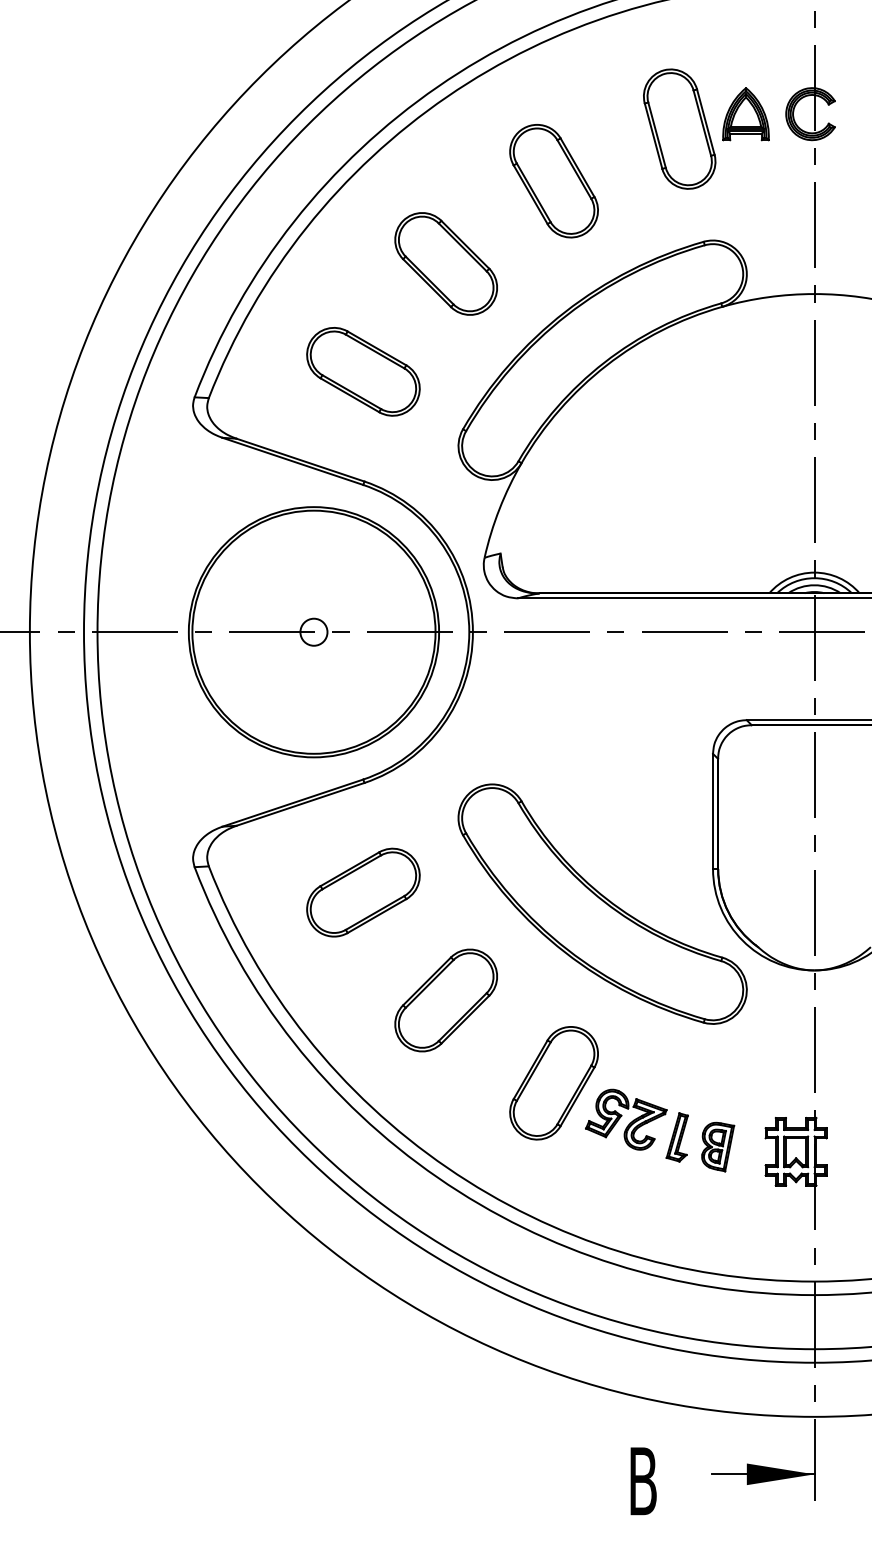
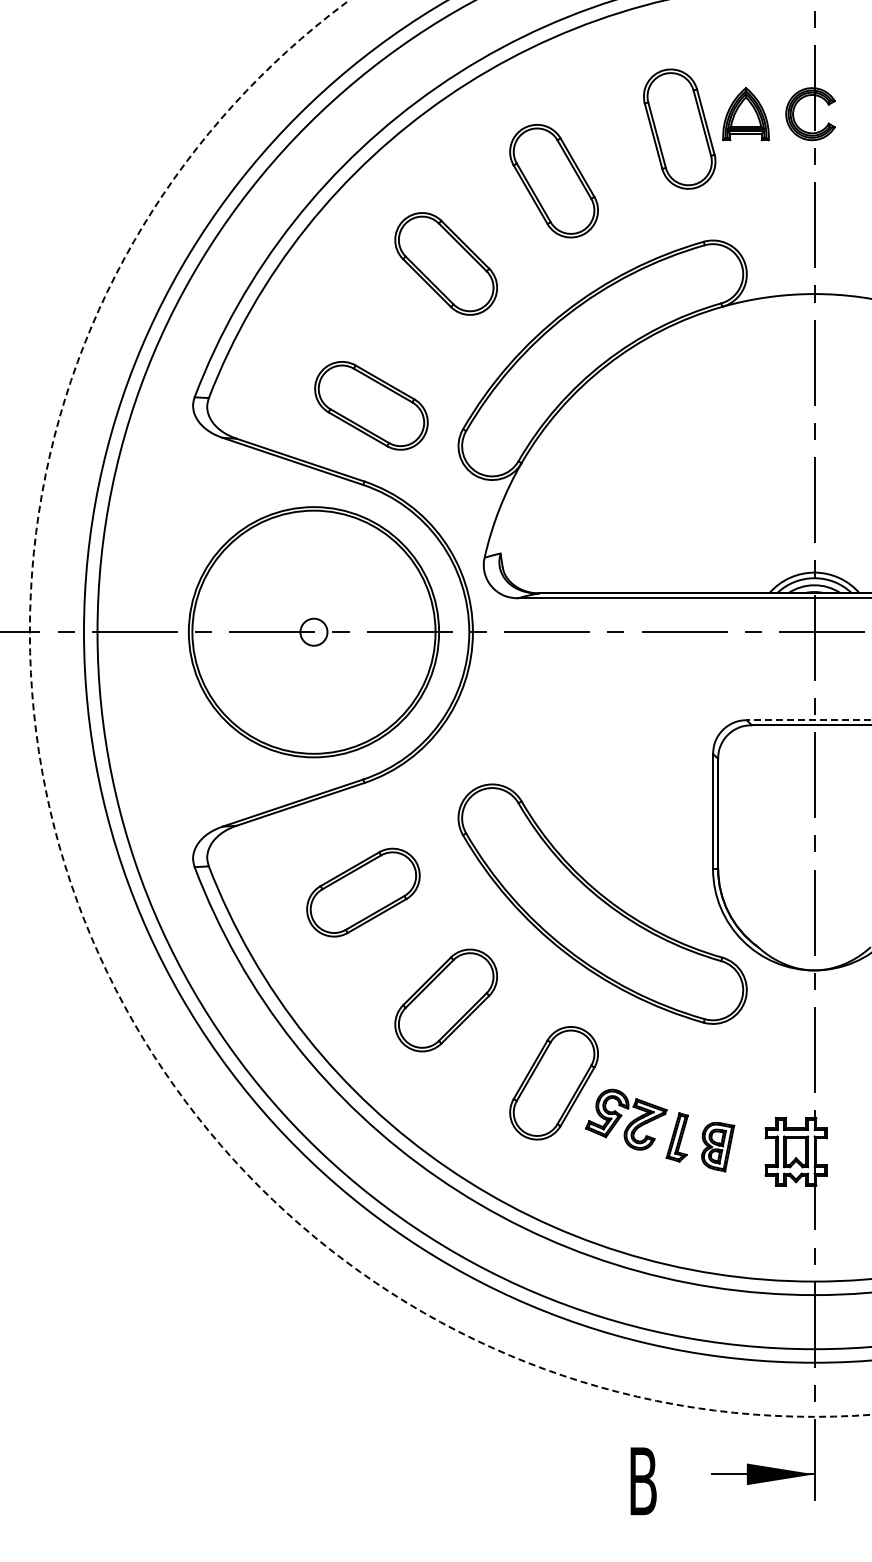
part position: (363, 371) -> (371, 405) (371, 405)
circle: solid -> dashed (450, 708)
line: solid -> dashed (808, 720)
